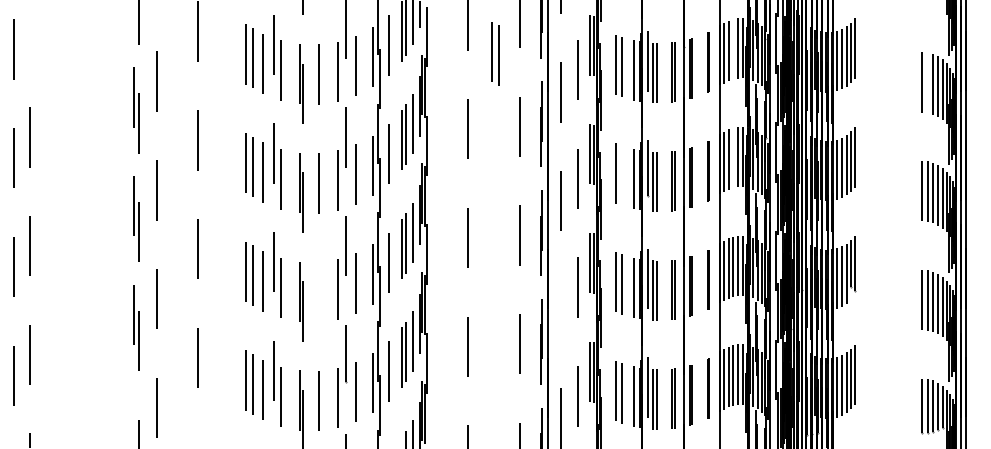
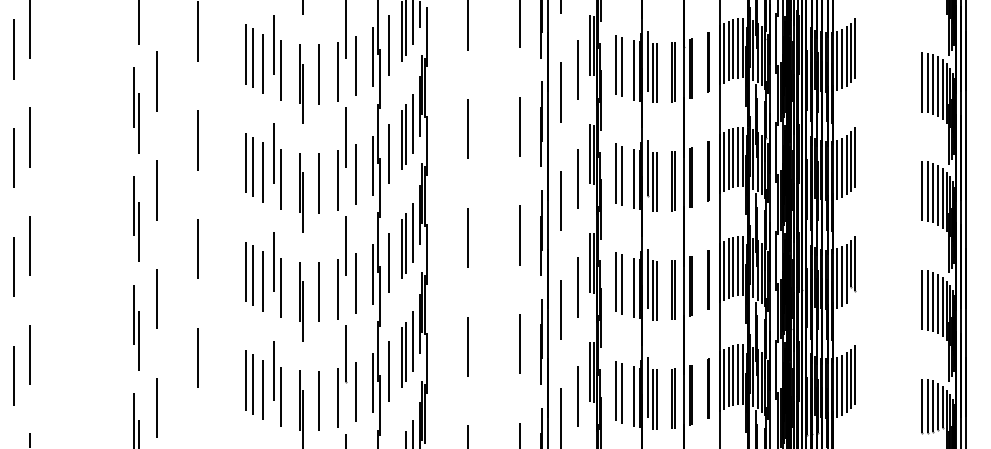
line: none -> present (29, 30)
line: none -> present (733, 49)
part: present -> none (495, 53)
line: none -> present (927, 82)
line: none -> present (733, 157)
line: none -> present (622, 175)
line: none -> present (318, 291)
line: none -> present (561, 309)
line: none -> present (134, 419)
